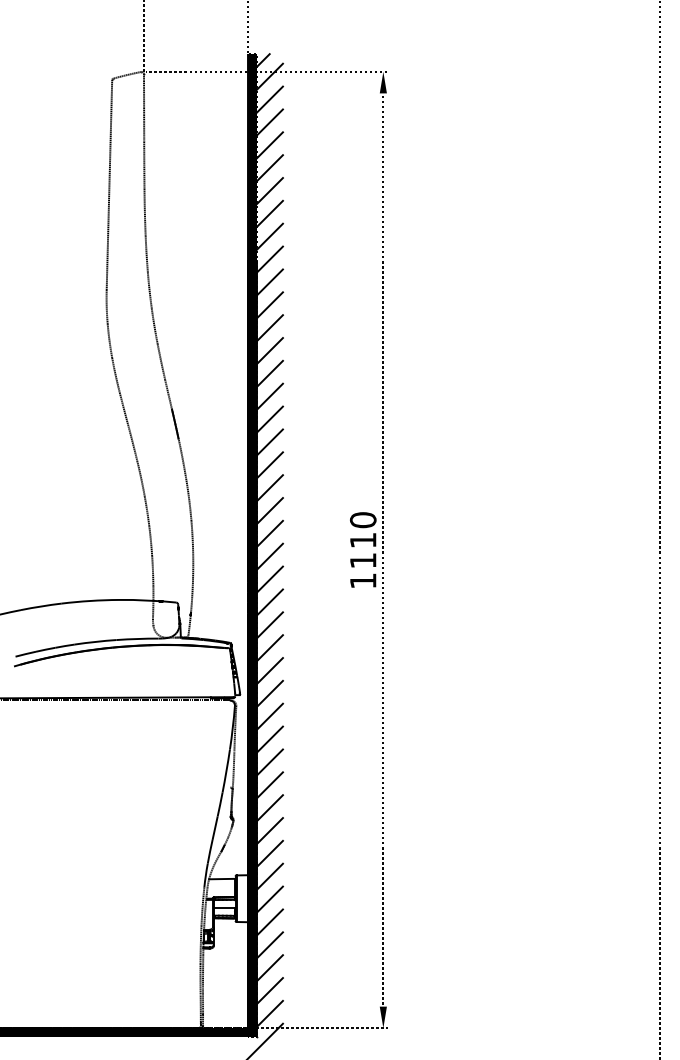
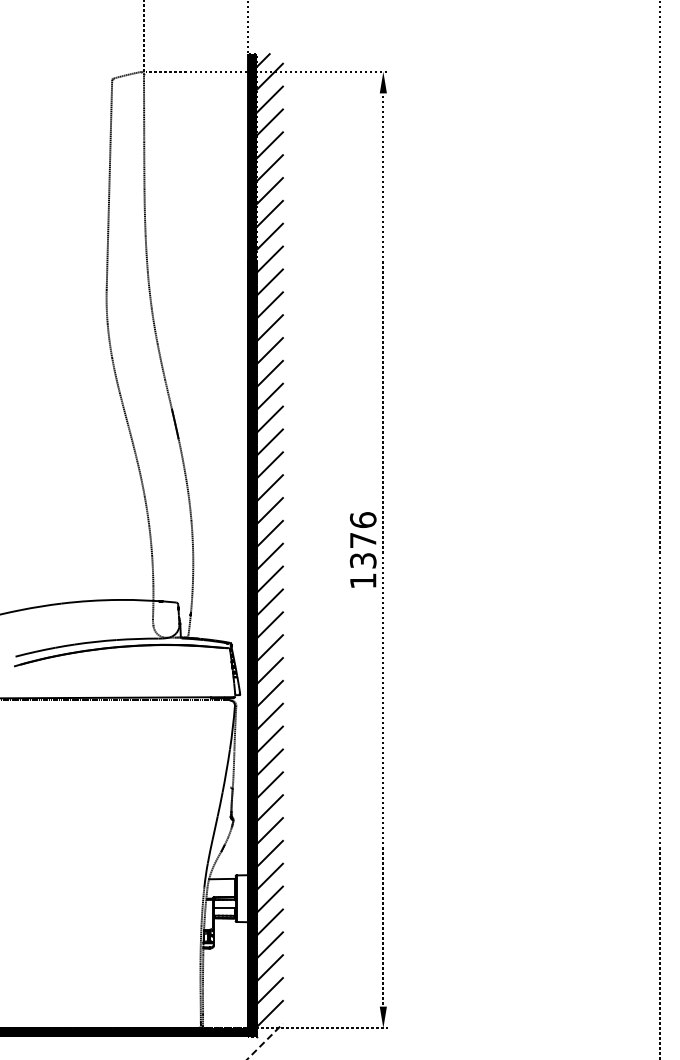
text: 1110 -> 1376 (362, 540)
line: solid -> dashed (264, 1041)
